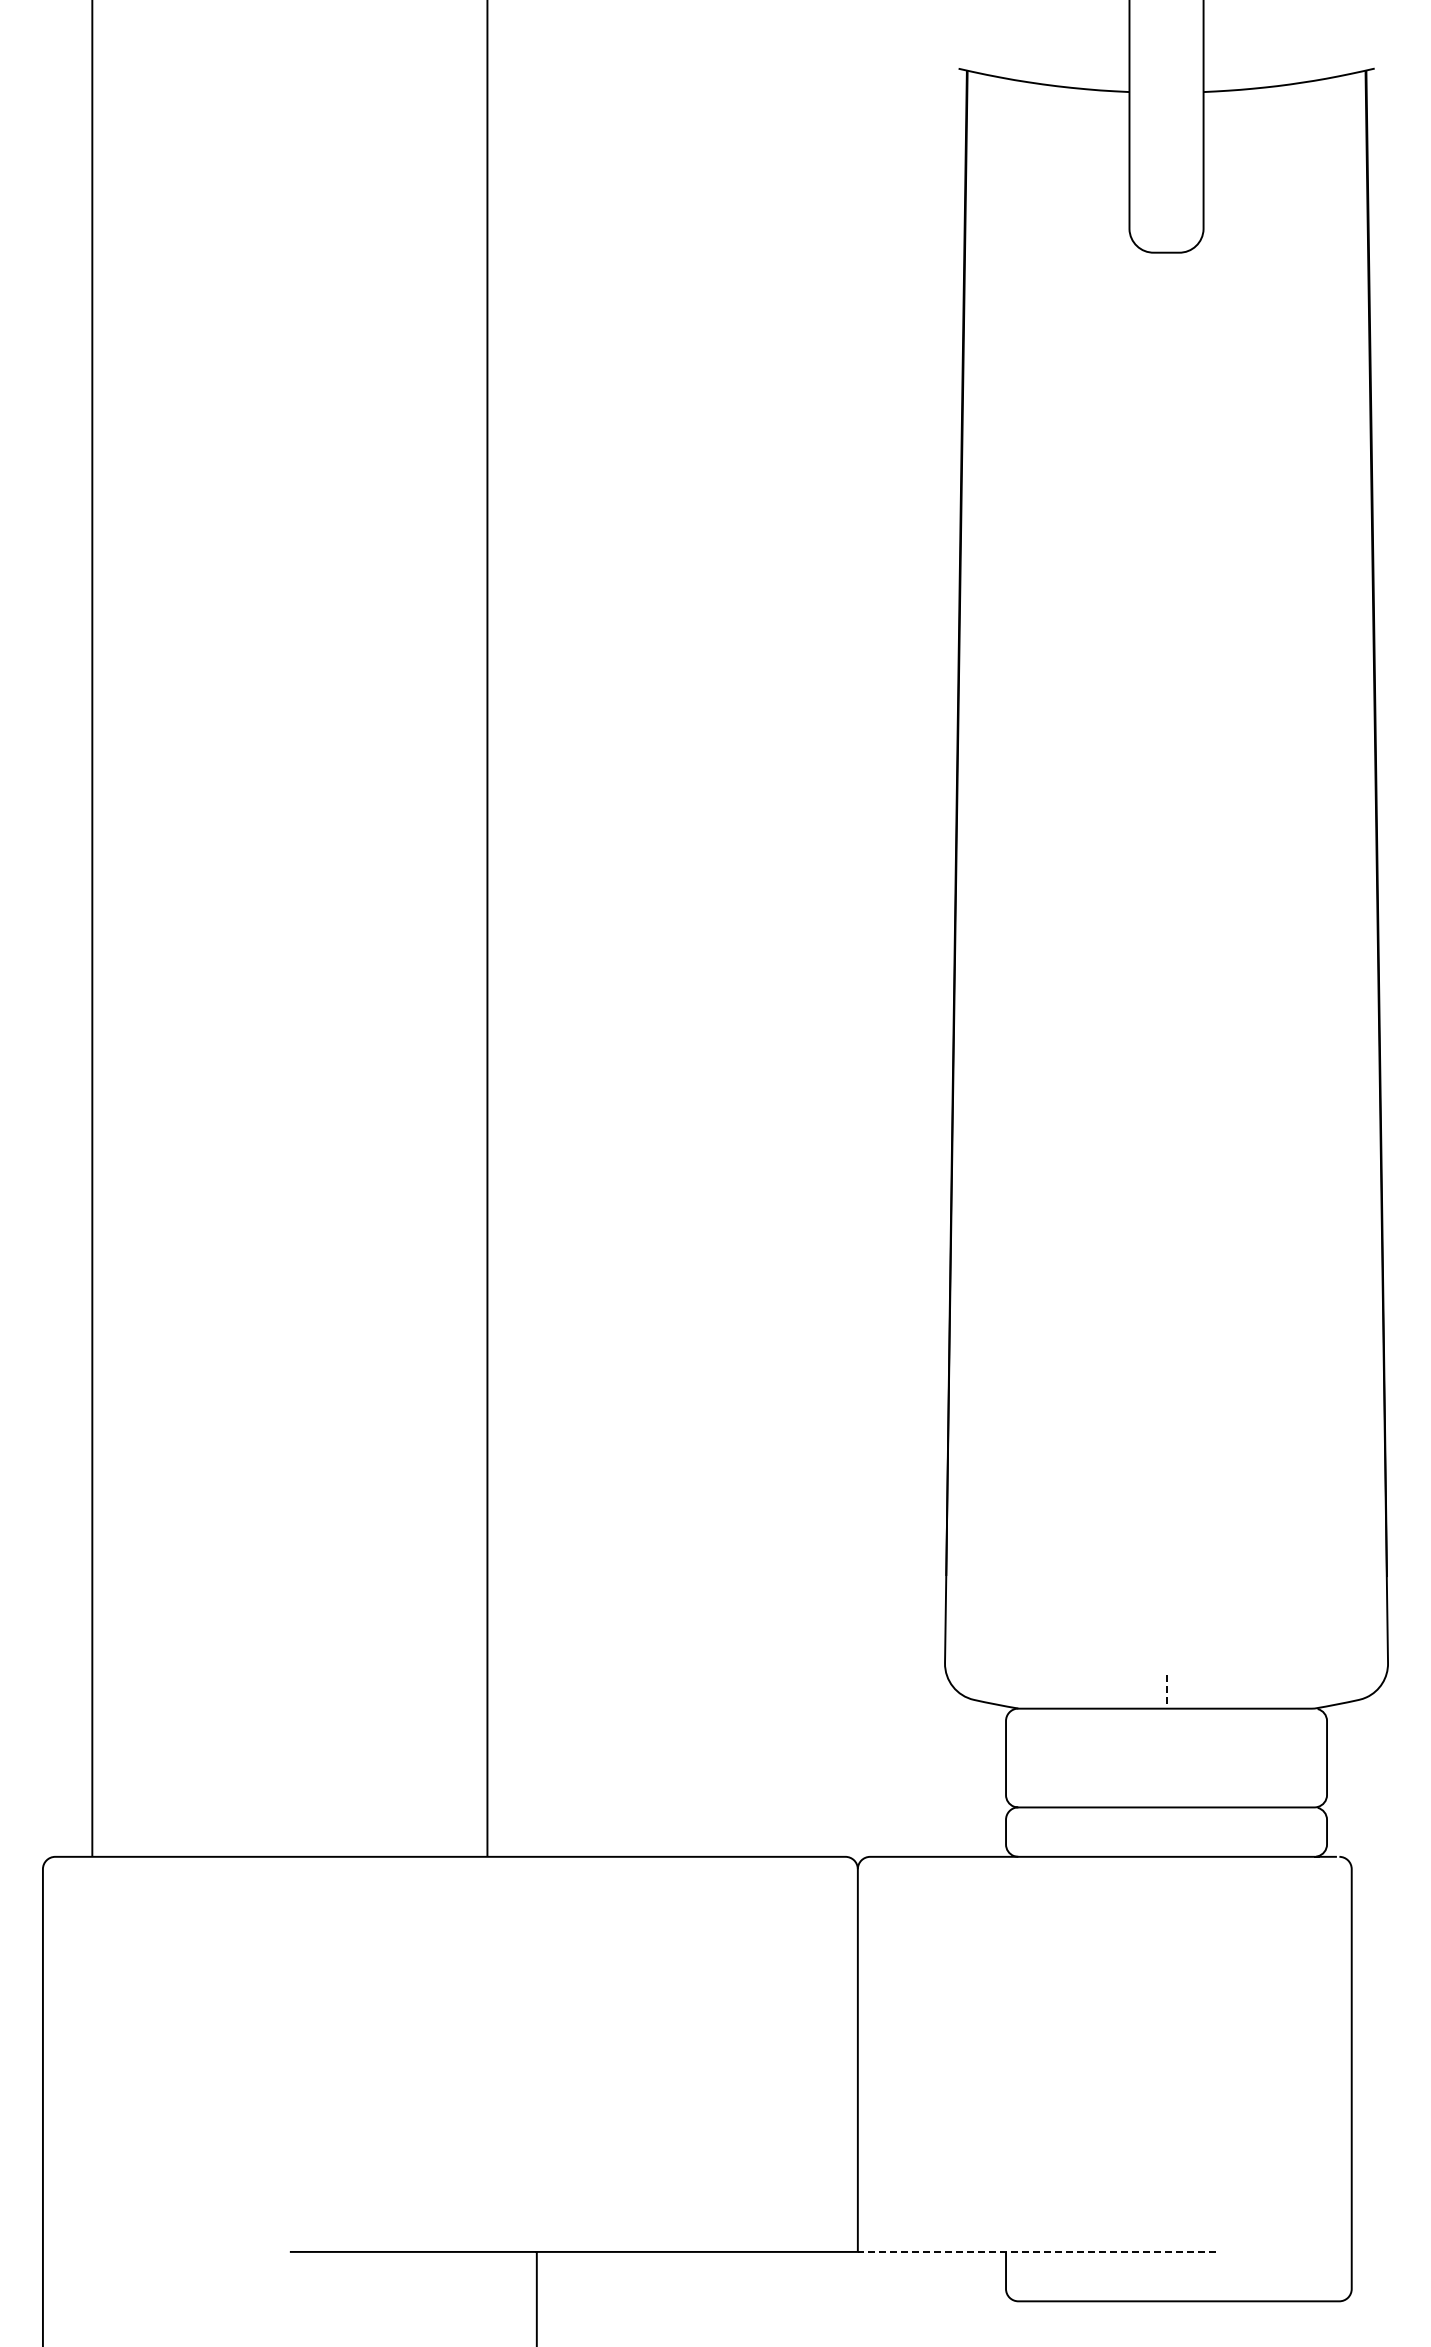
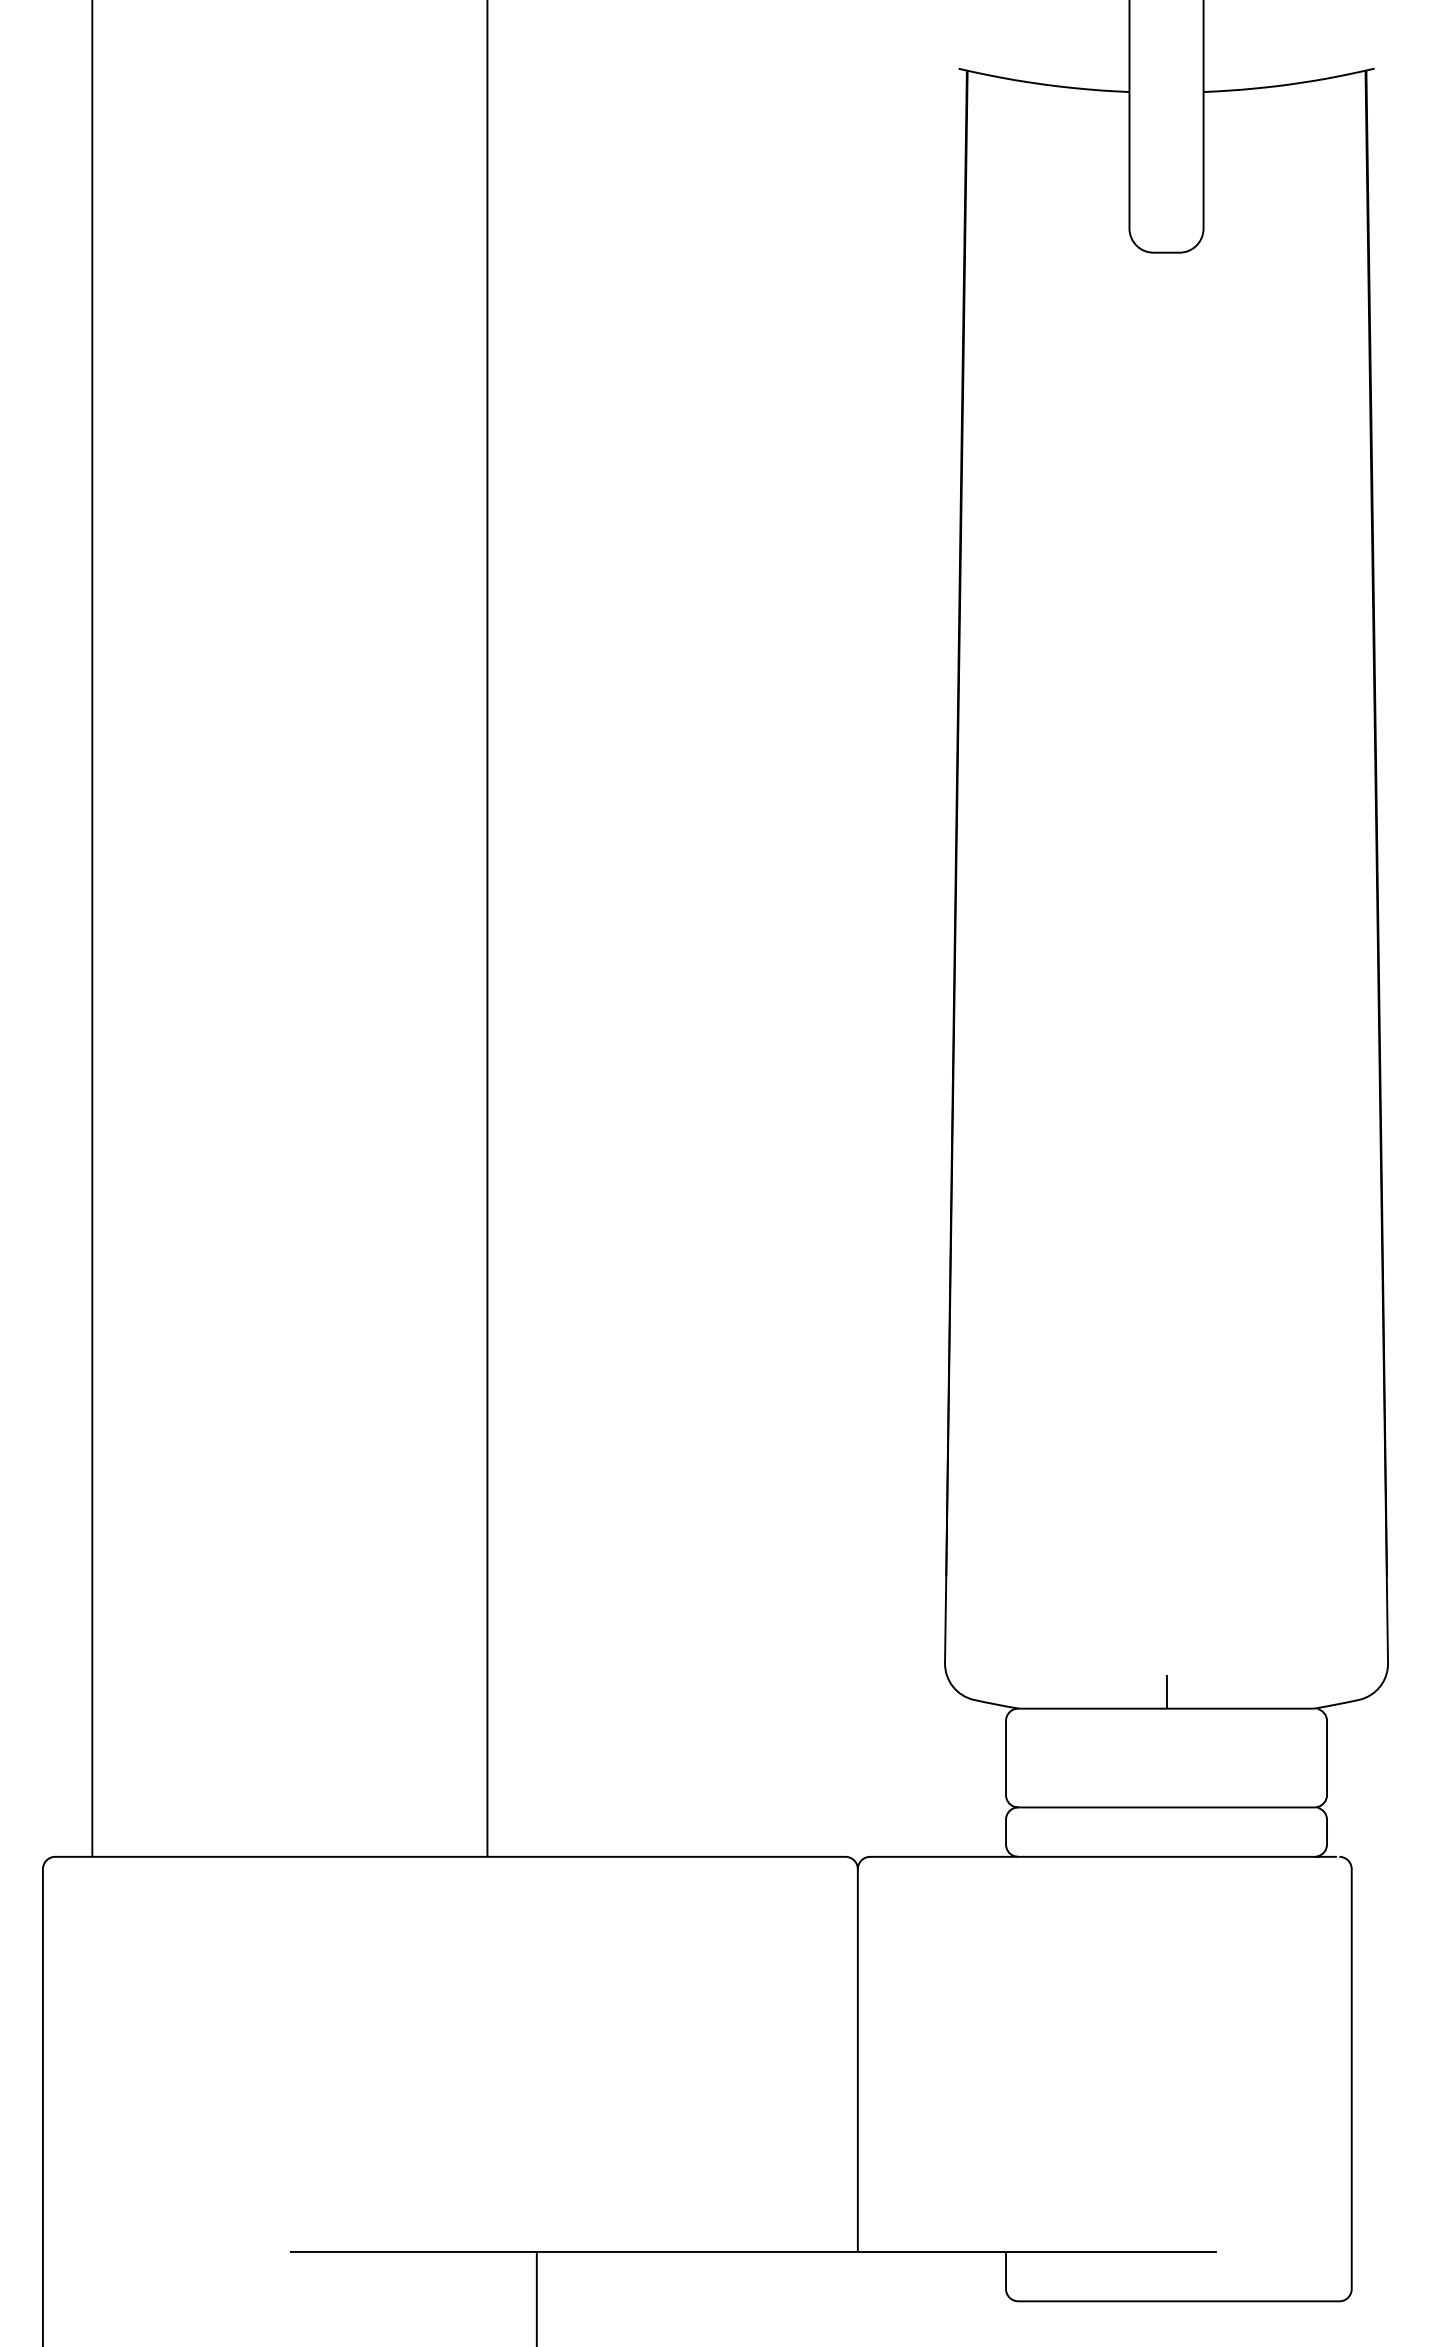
line: dashed -> solid (1166, 1692)
line: dashed -> solid (1036, 2251)
